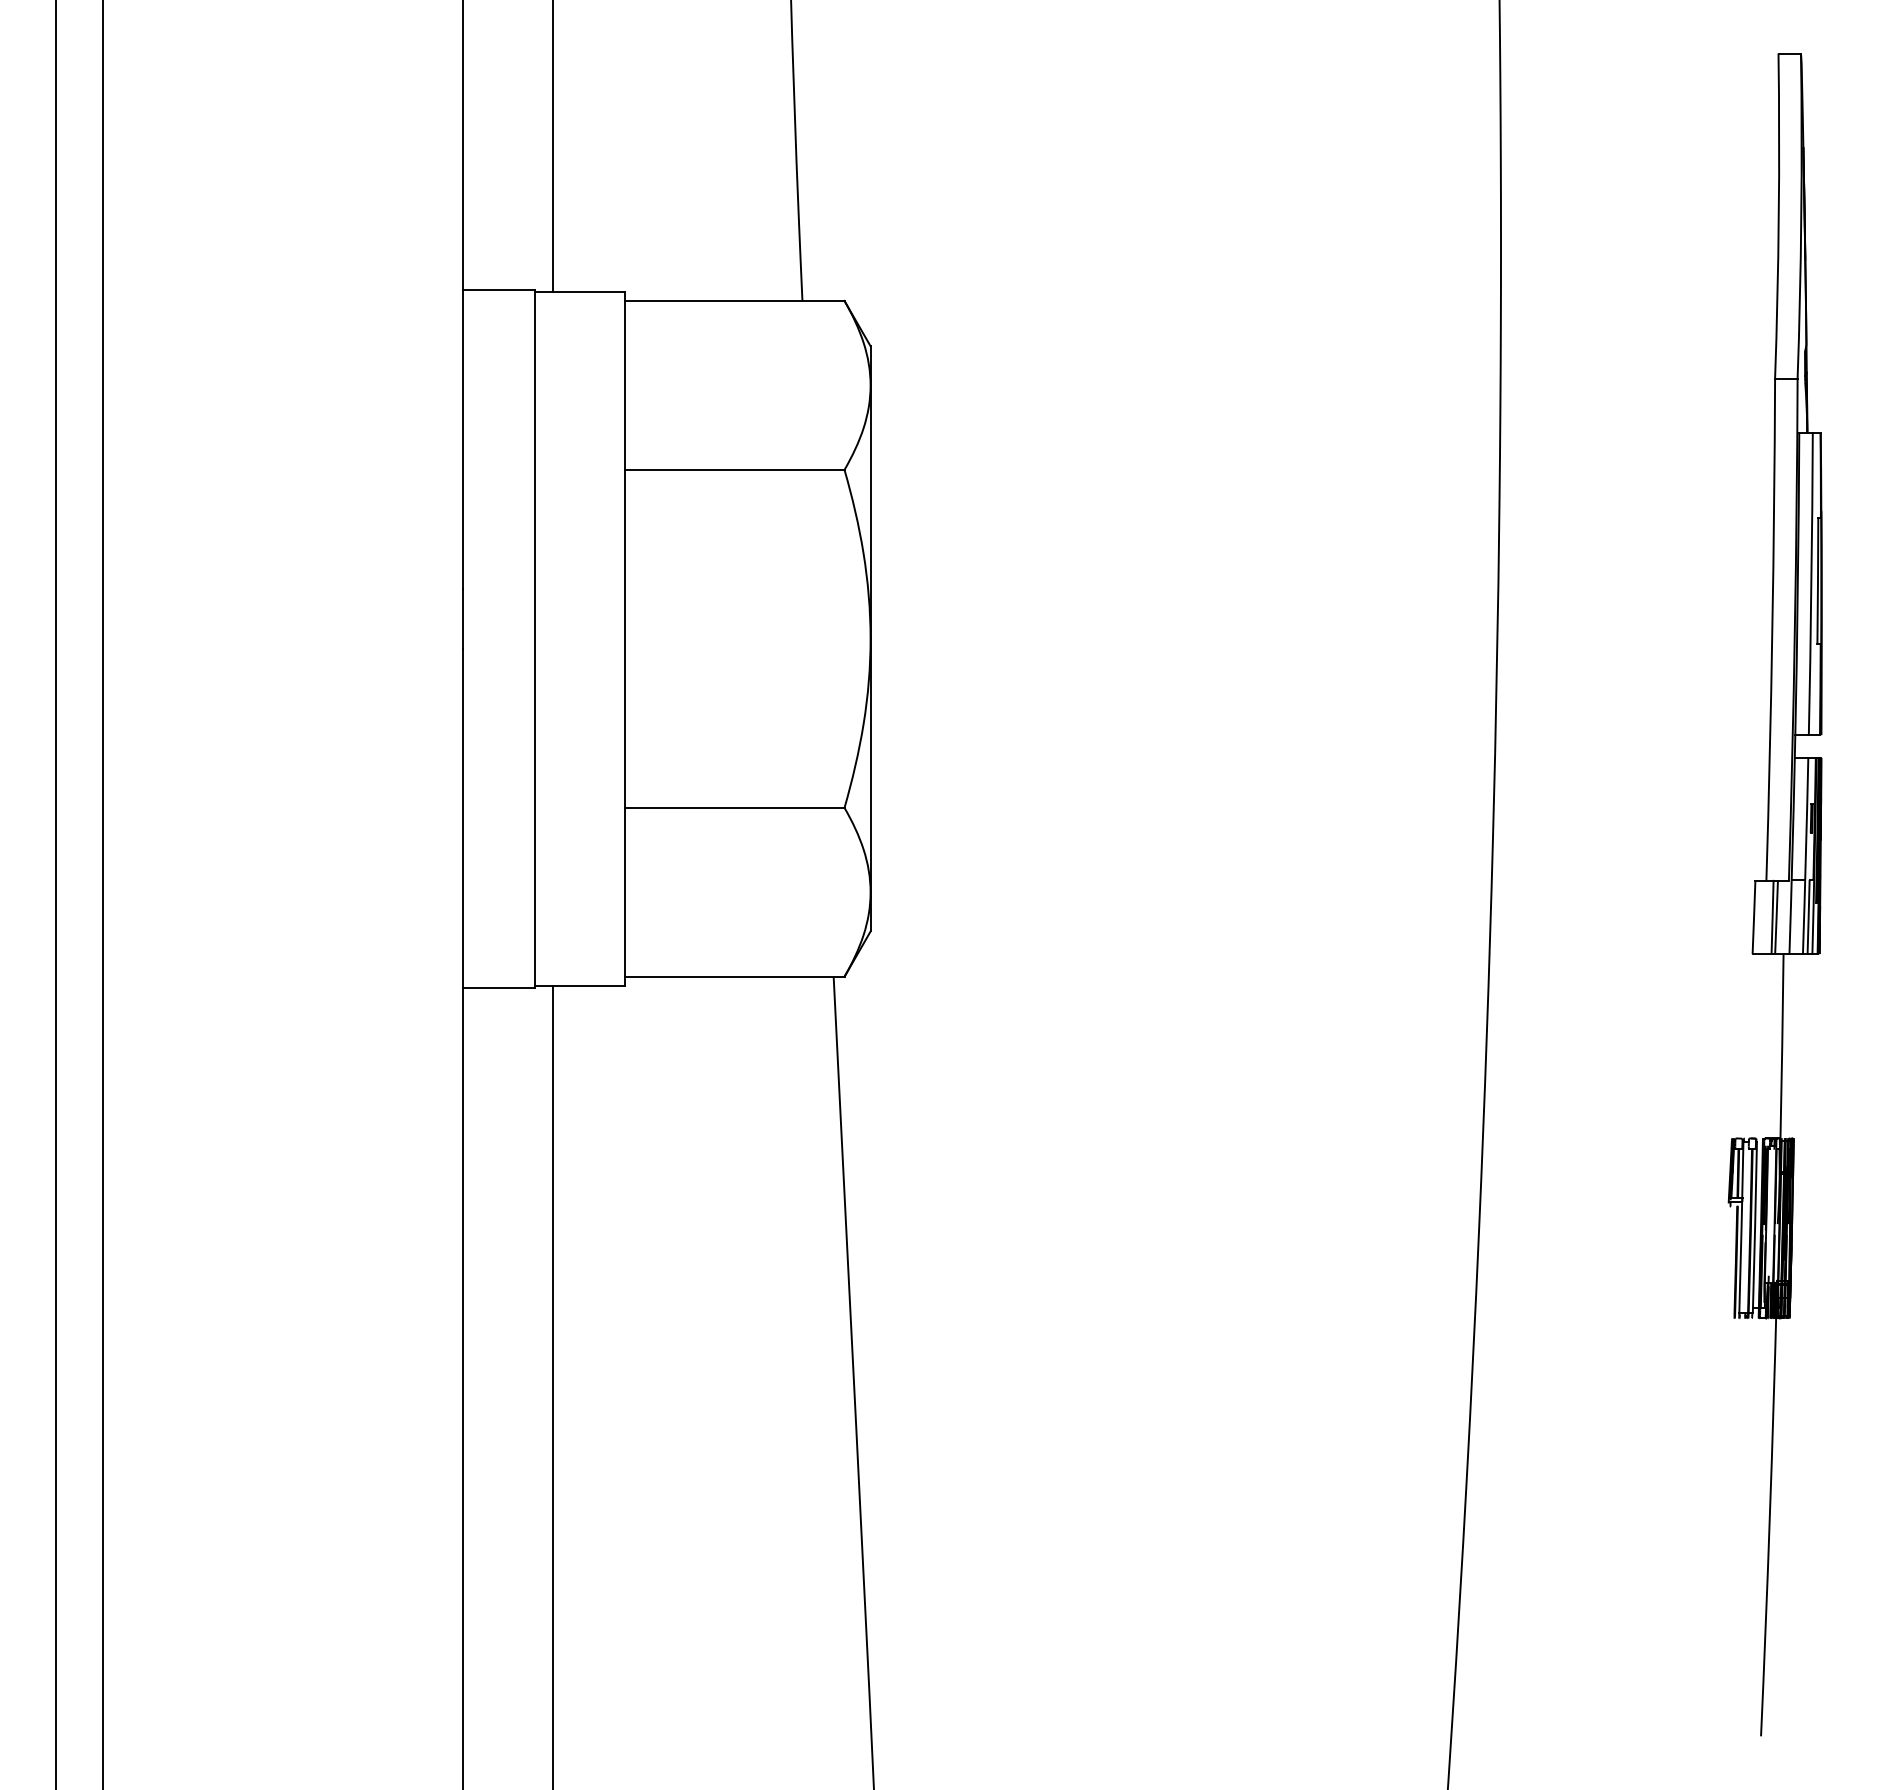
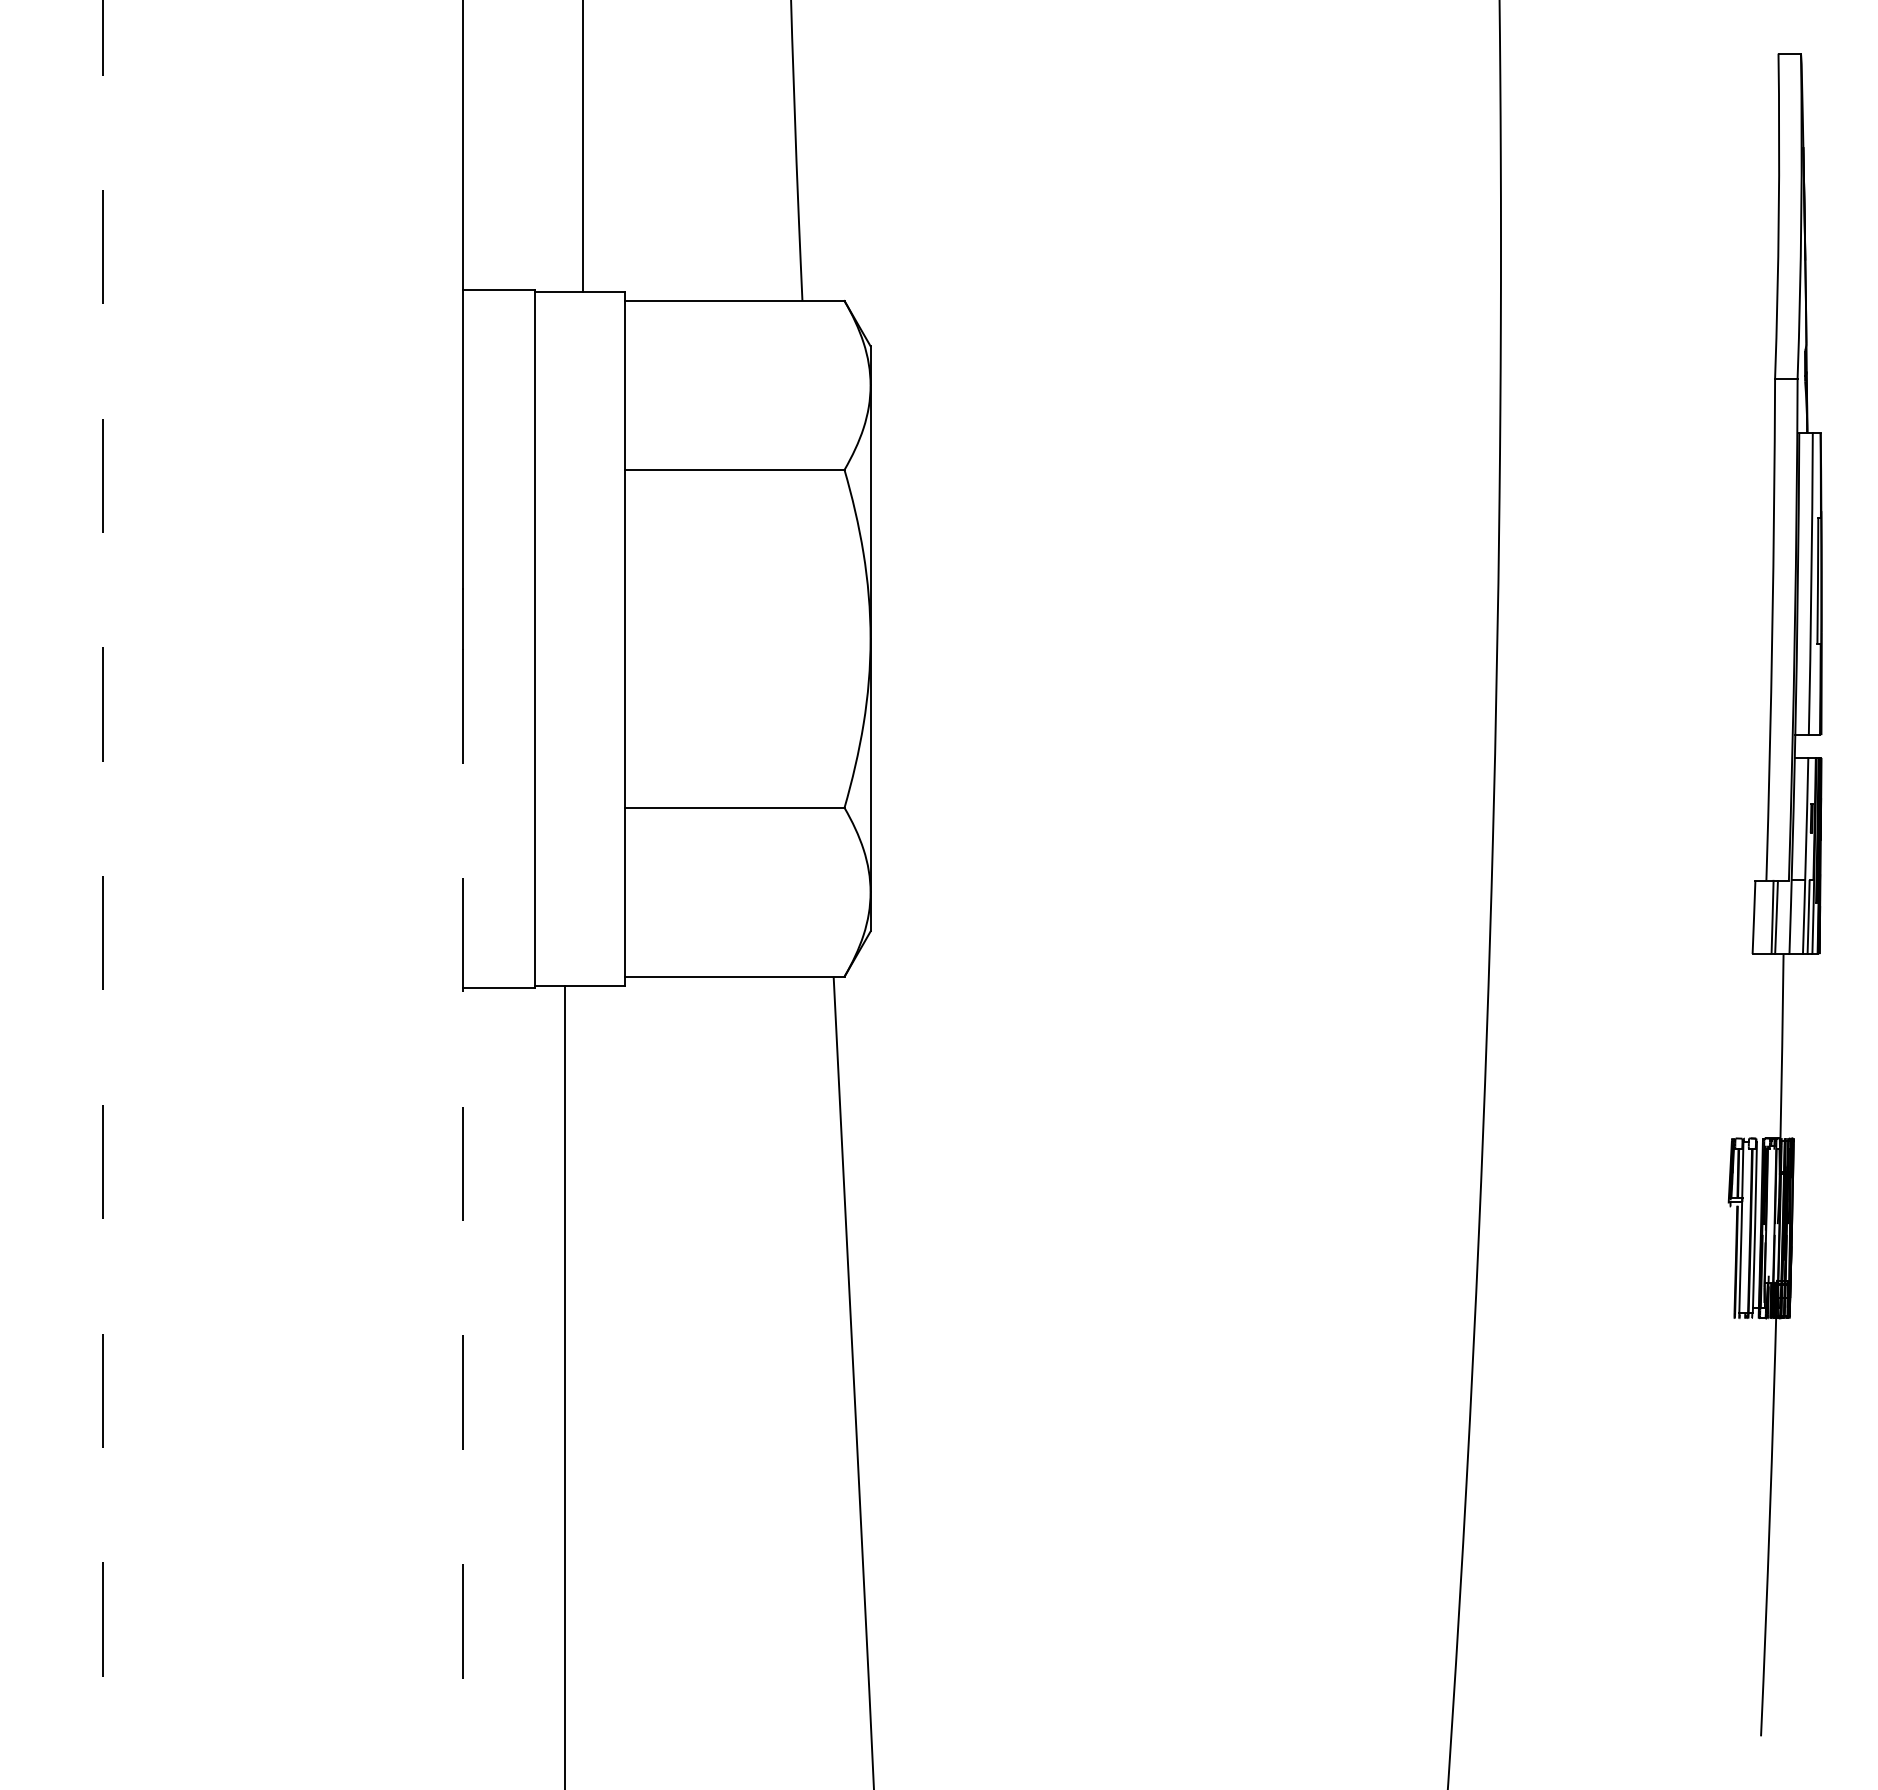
line position: (553, 147) -> (583, 147) (583, 147)
line: present -> none (56, 894)
line: solid -> dashed (103, 895)
line: solid -> dashed (463, 1219)
line position: (553, 1385) -> (565, 1385) (565, 1385)
